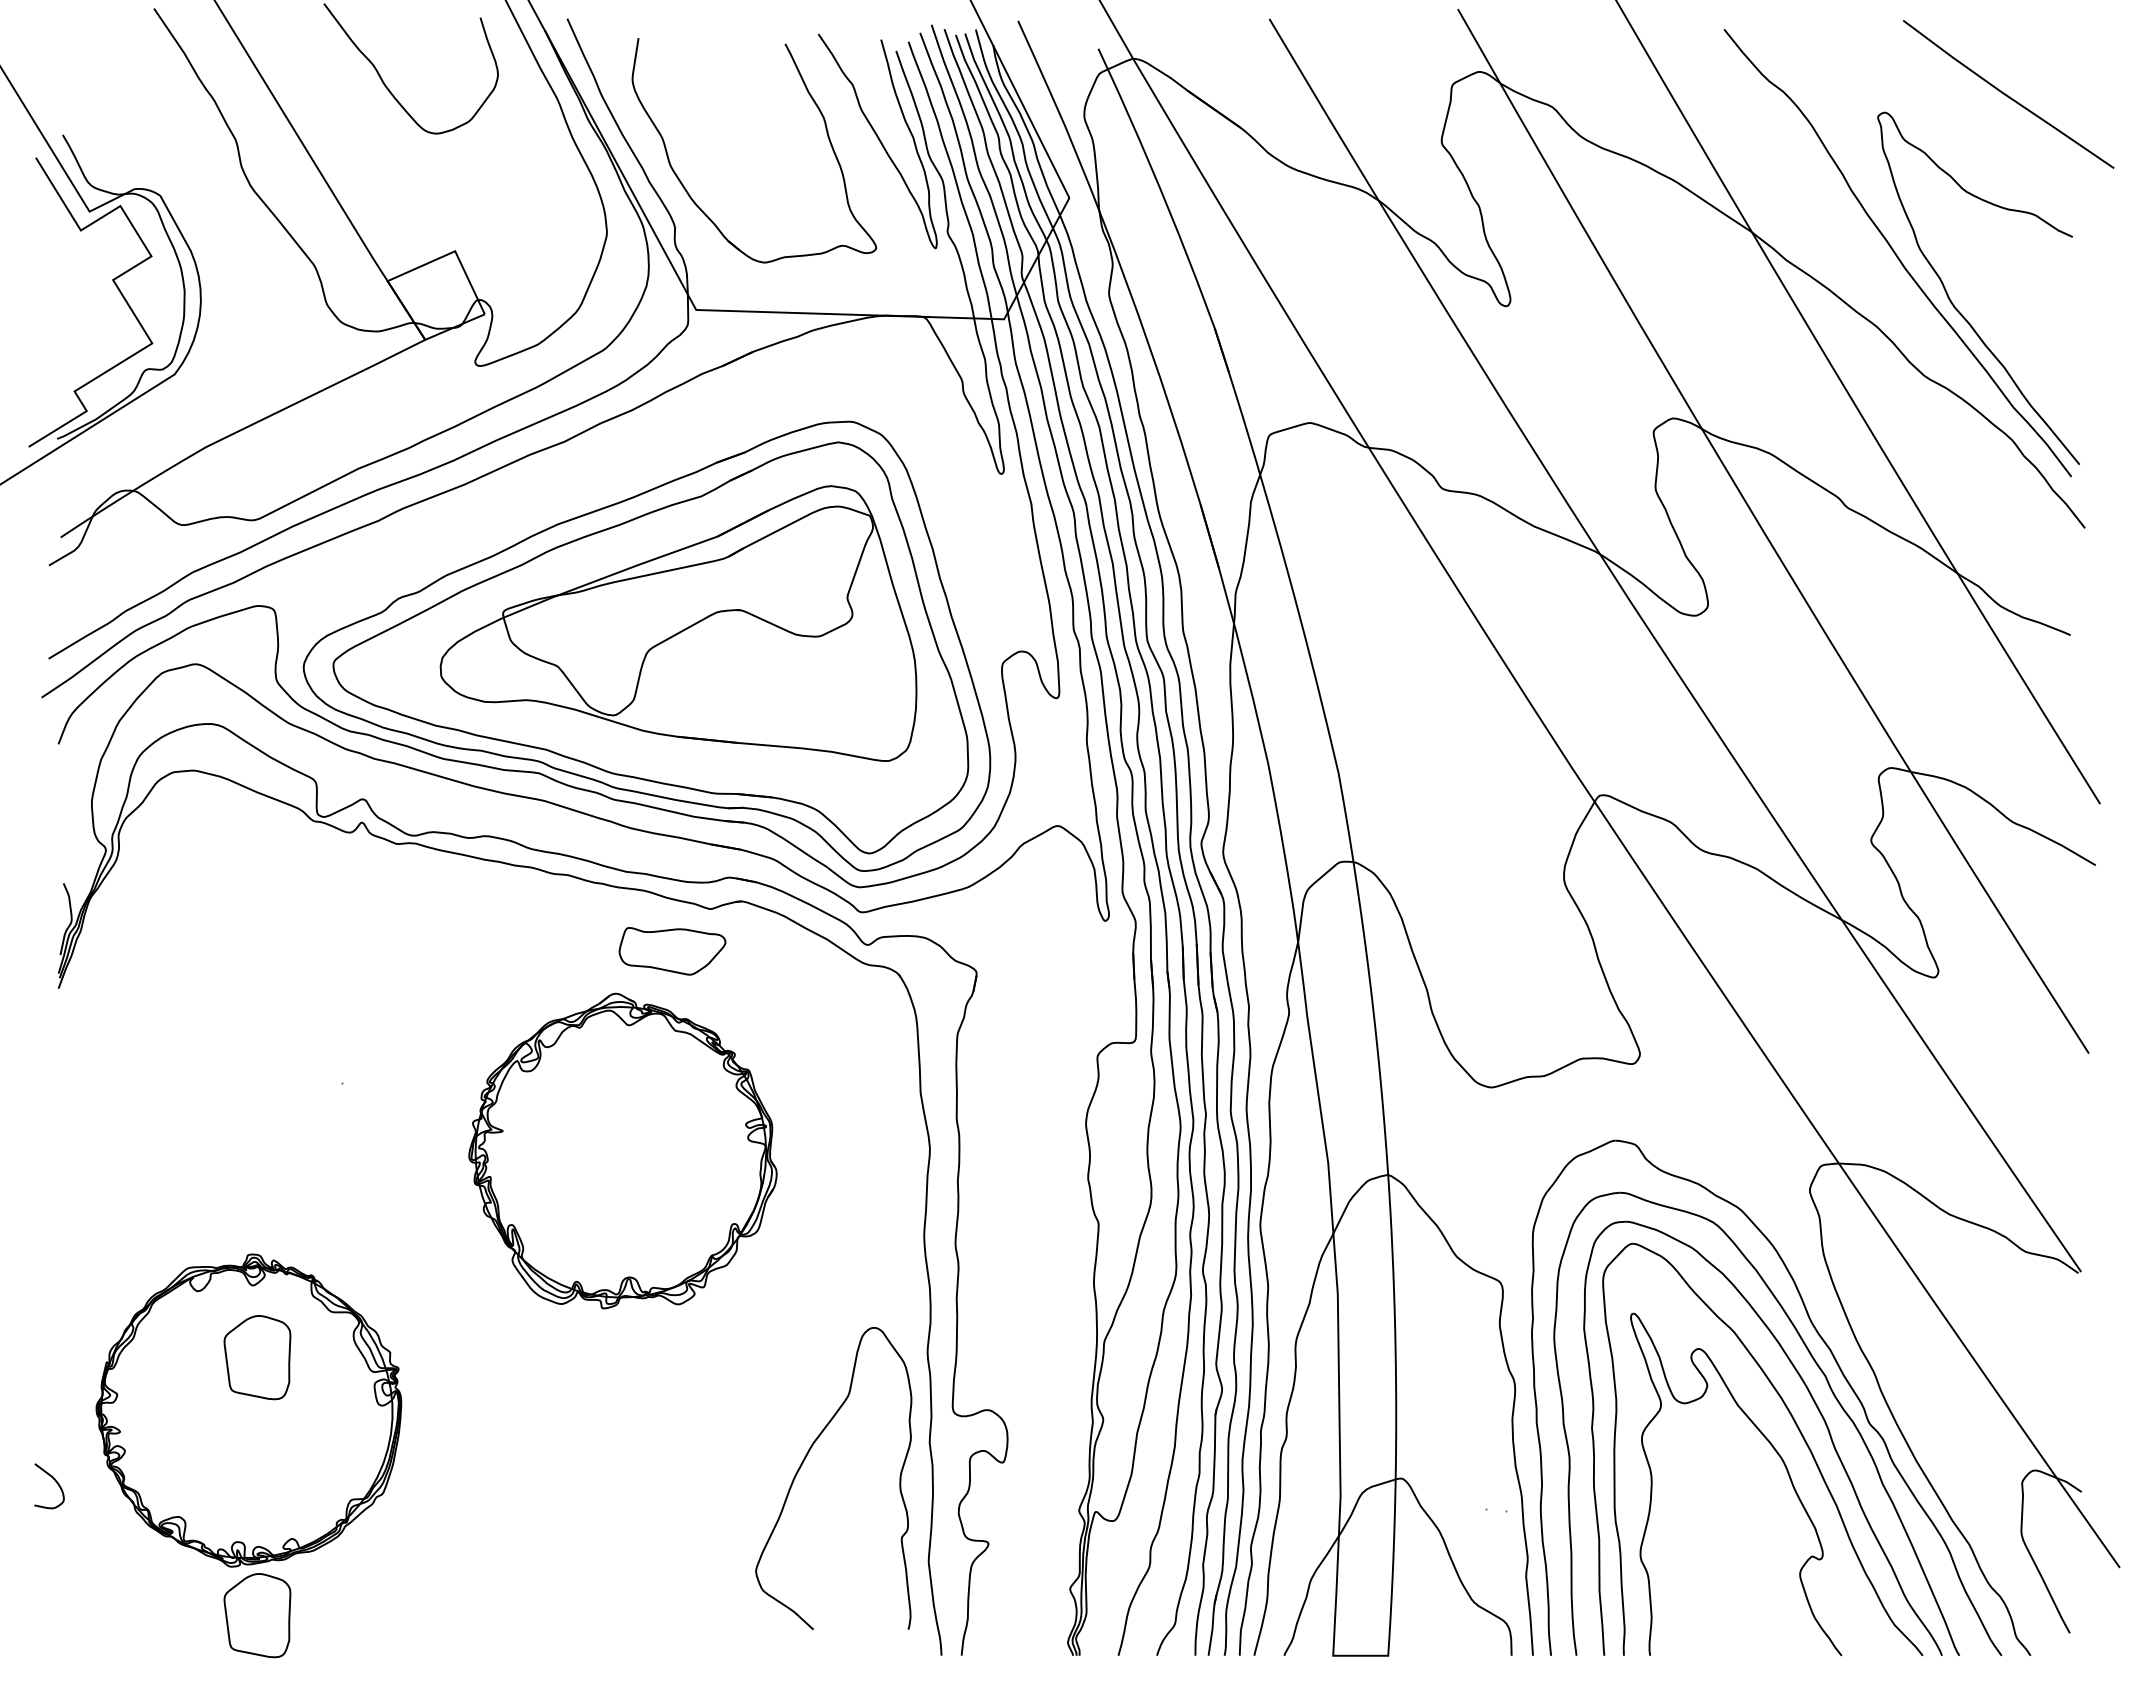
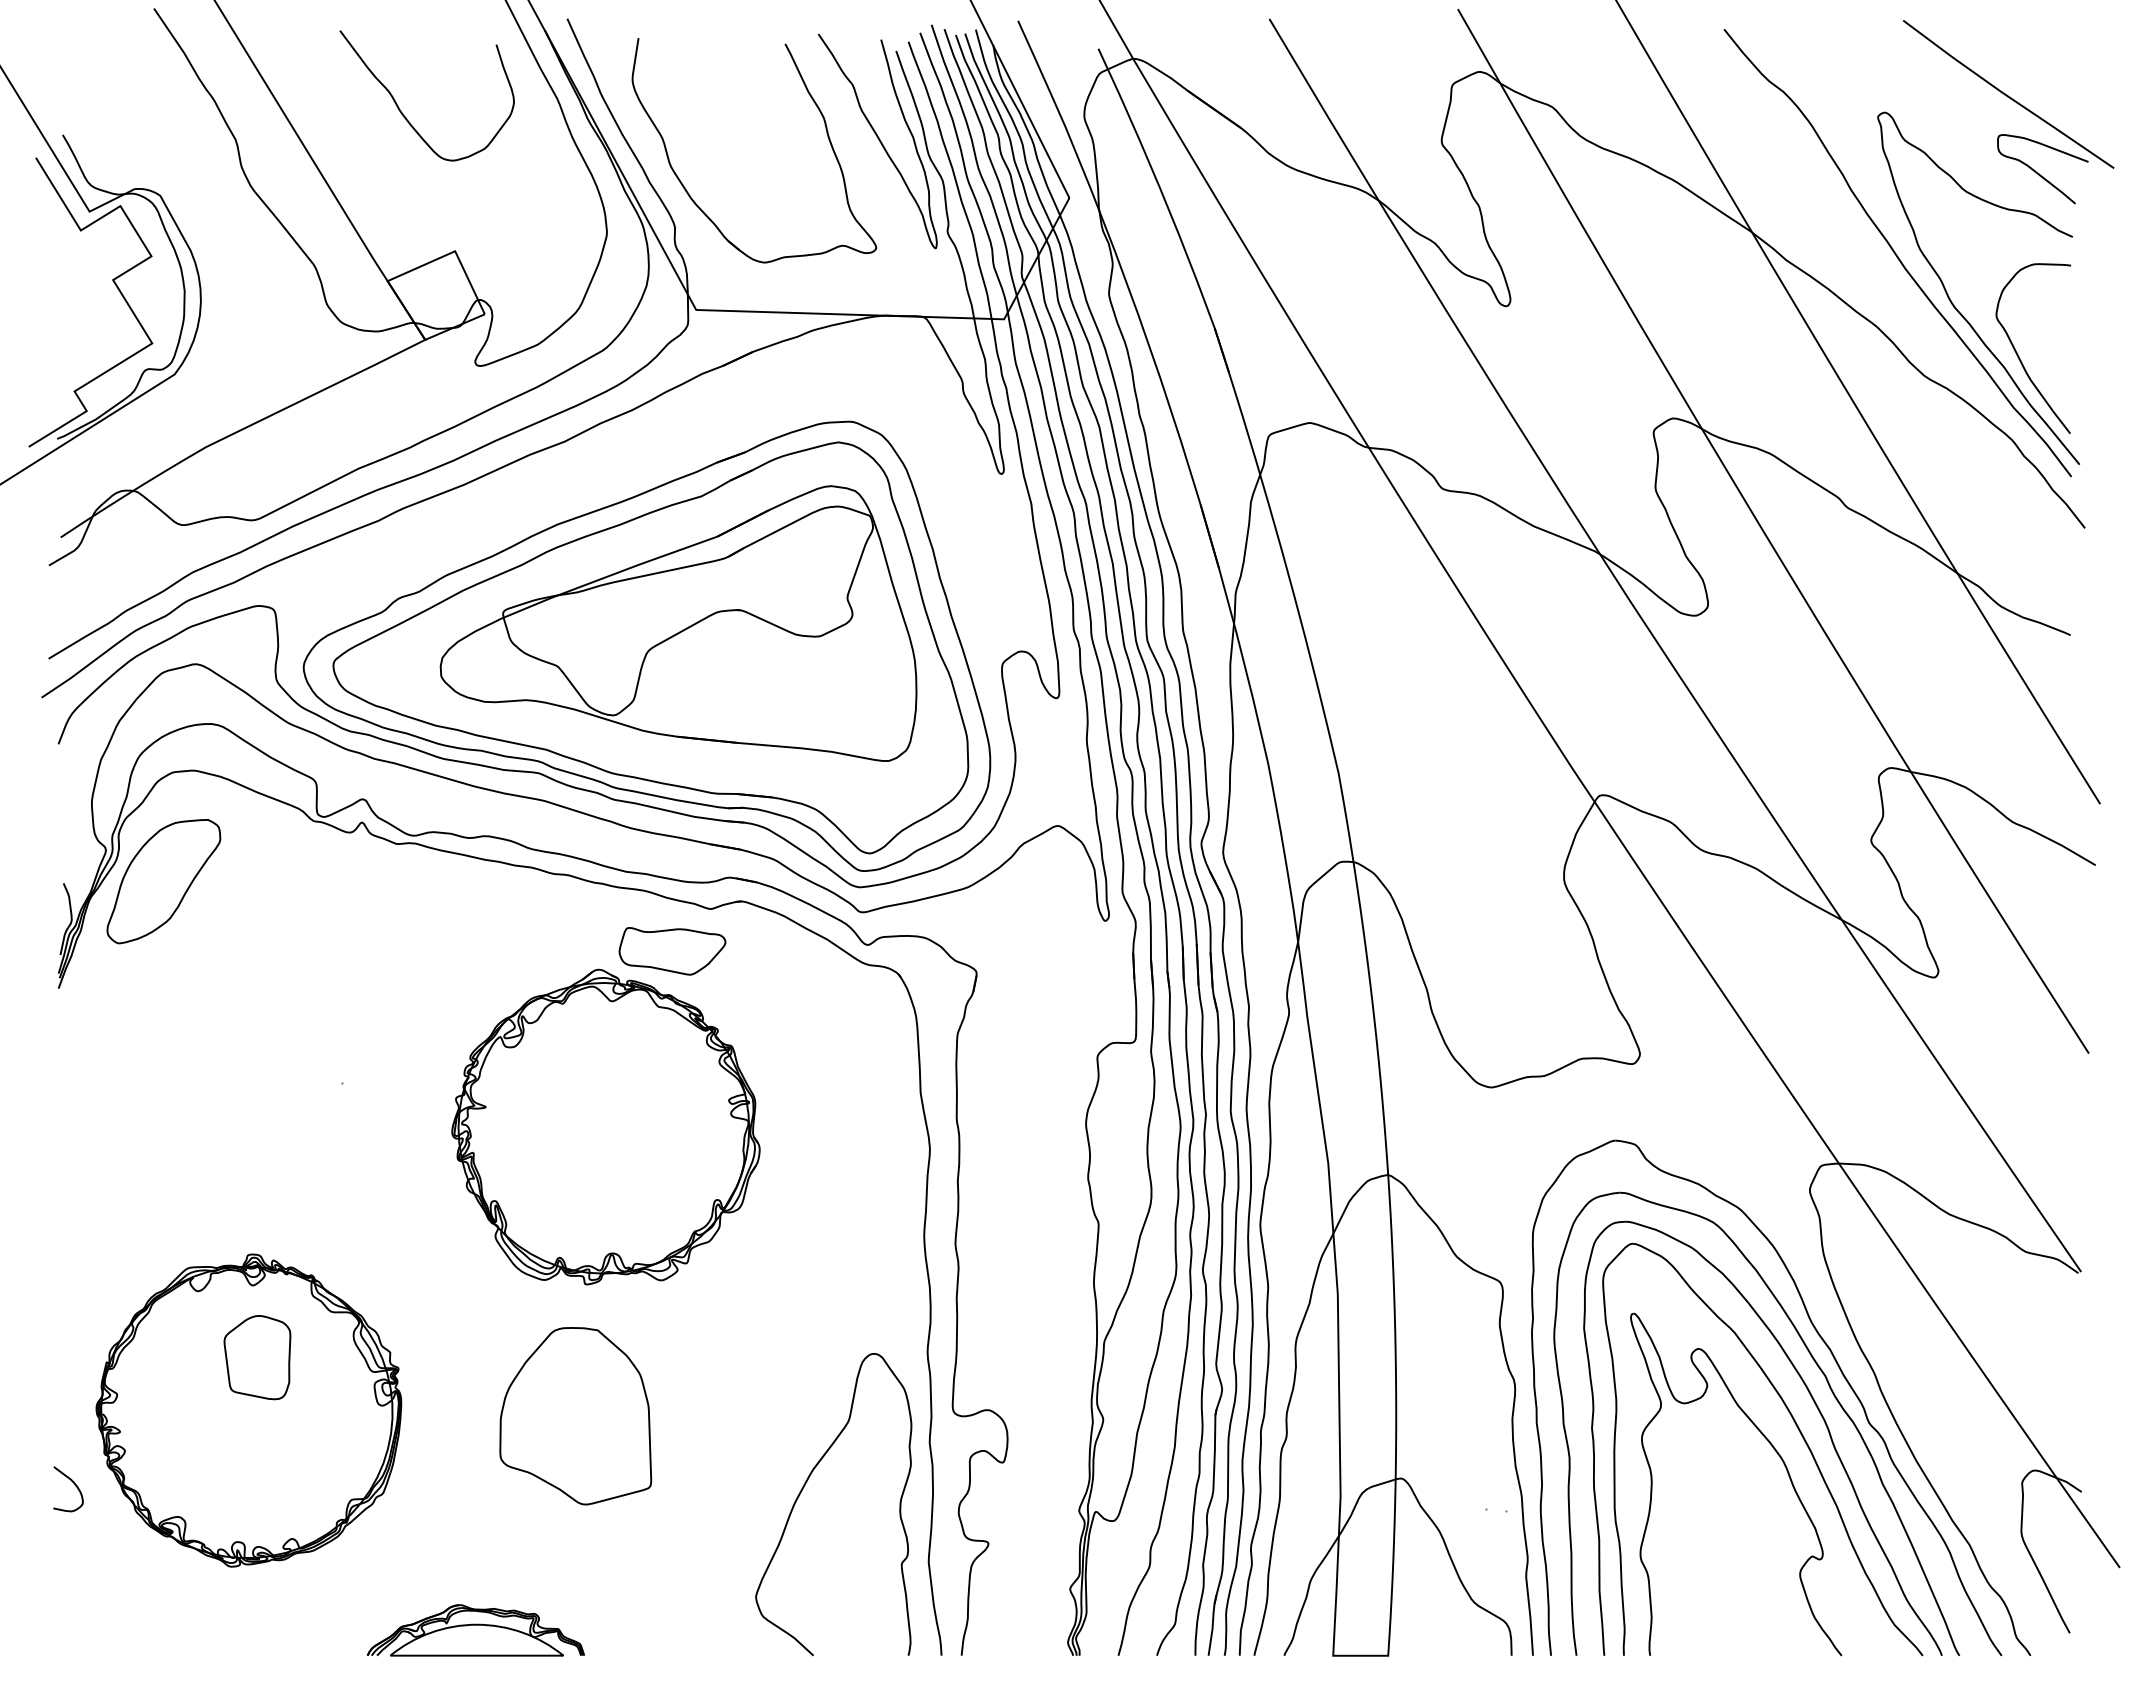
curve position: (387, 86) -> (403, 113) (403, 113)
curve: none -> present (2038, 172)
curve: none -> present (2019, 356)
part: none -> present (163, 881)
part position: (622, 1150) -> (605, 1126) (605, 1126)
part: none -> present (575, 1416)
curve position: (803, 1463) -> (803, 1489) (803, 1489)
curve position: (55, 1482) -> (74, 1485) (74, 1485)
part: present -> none (257, 1615)
part: none -> present (475, 1630)
